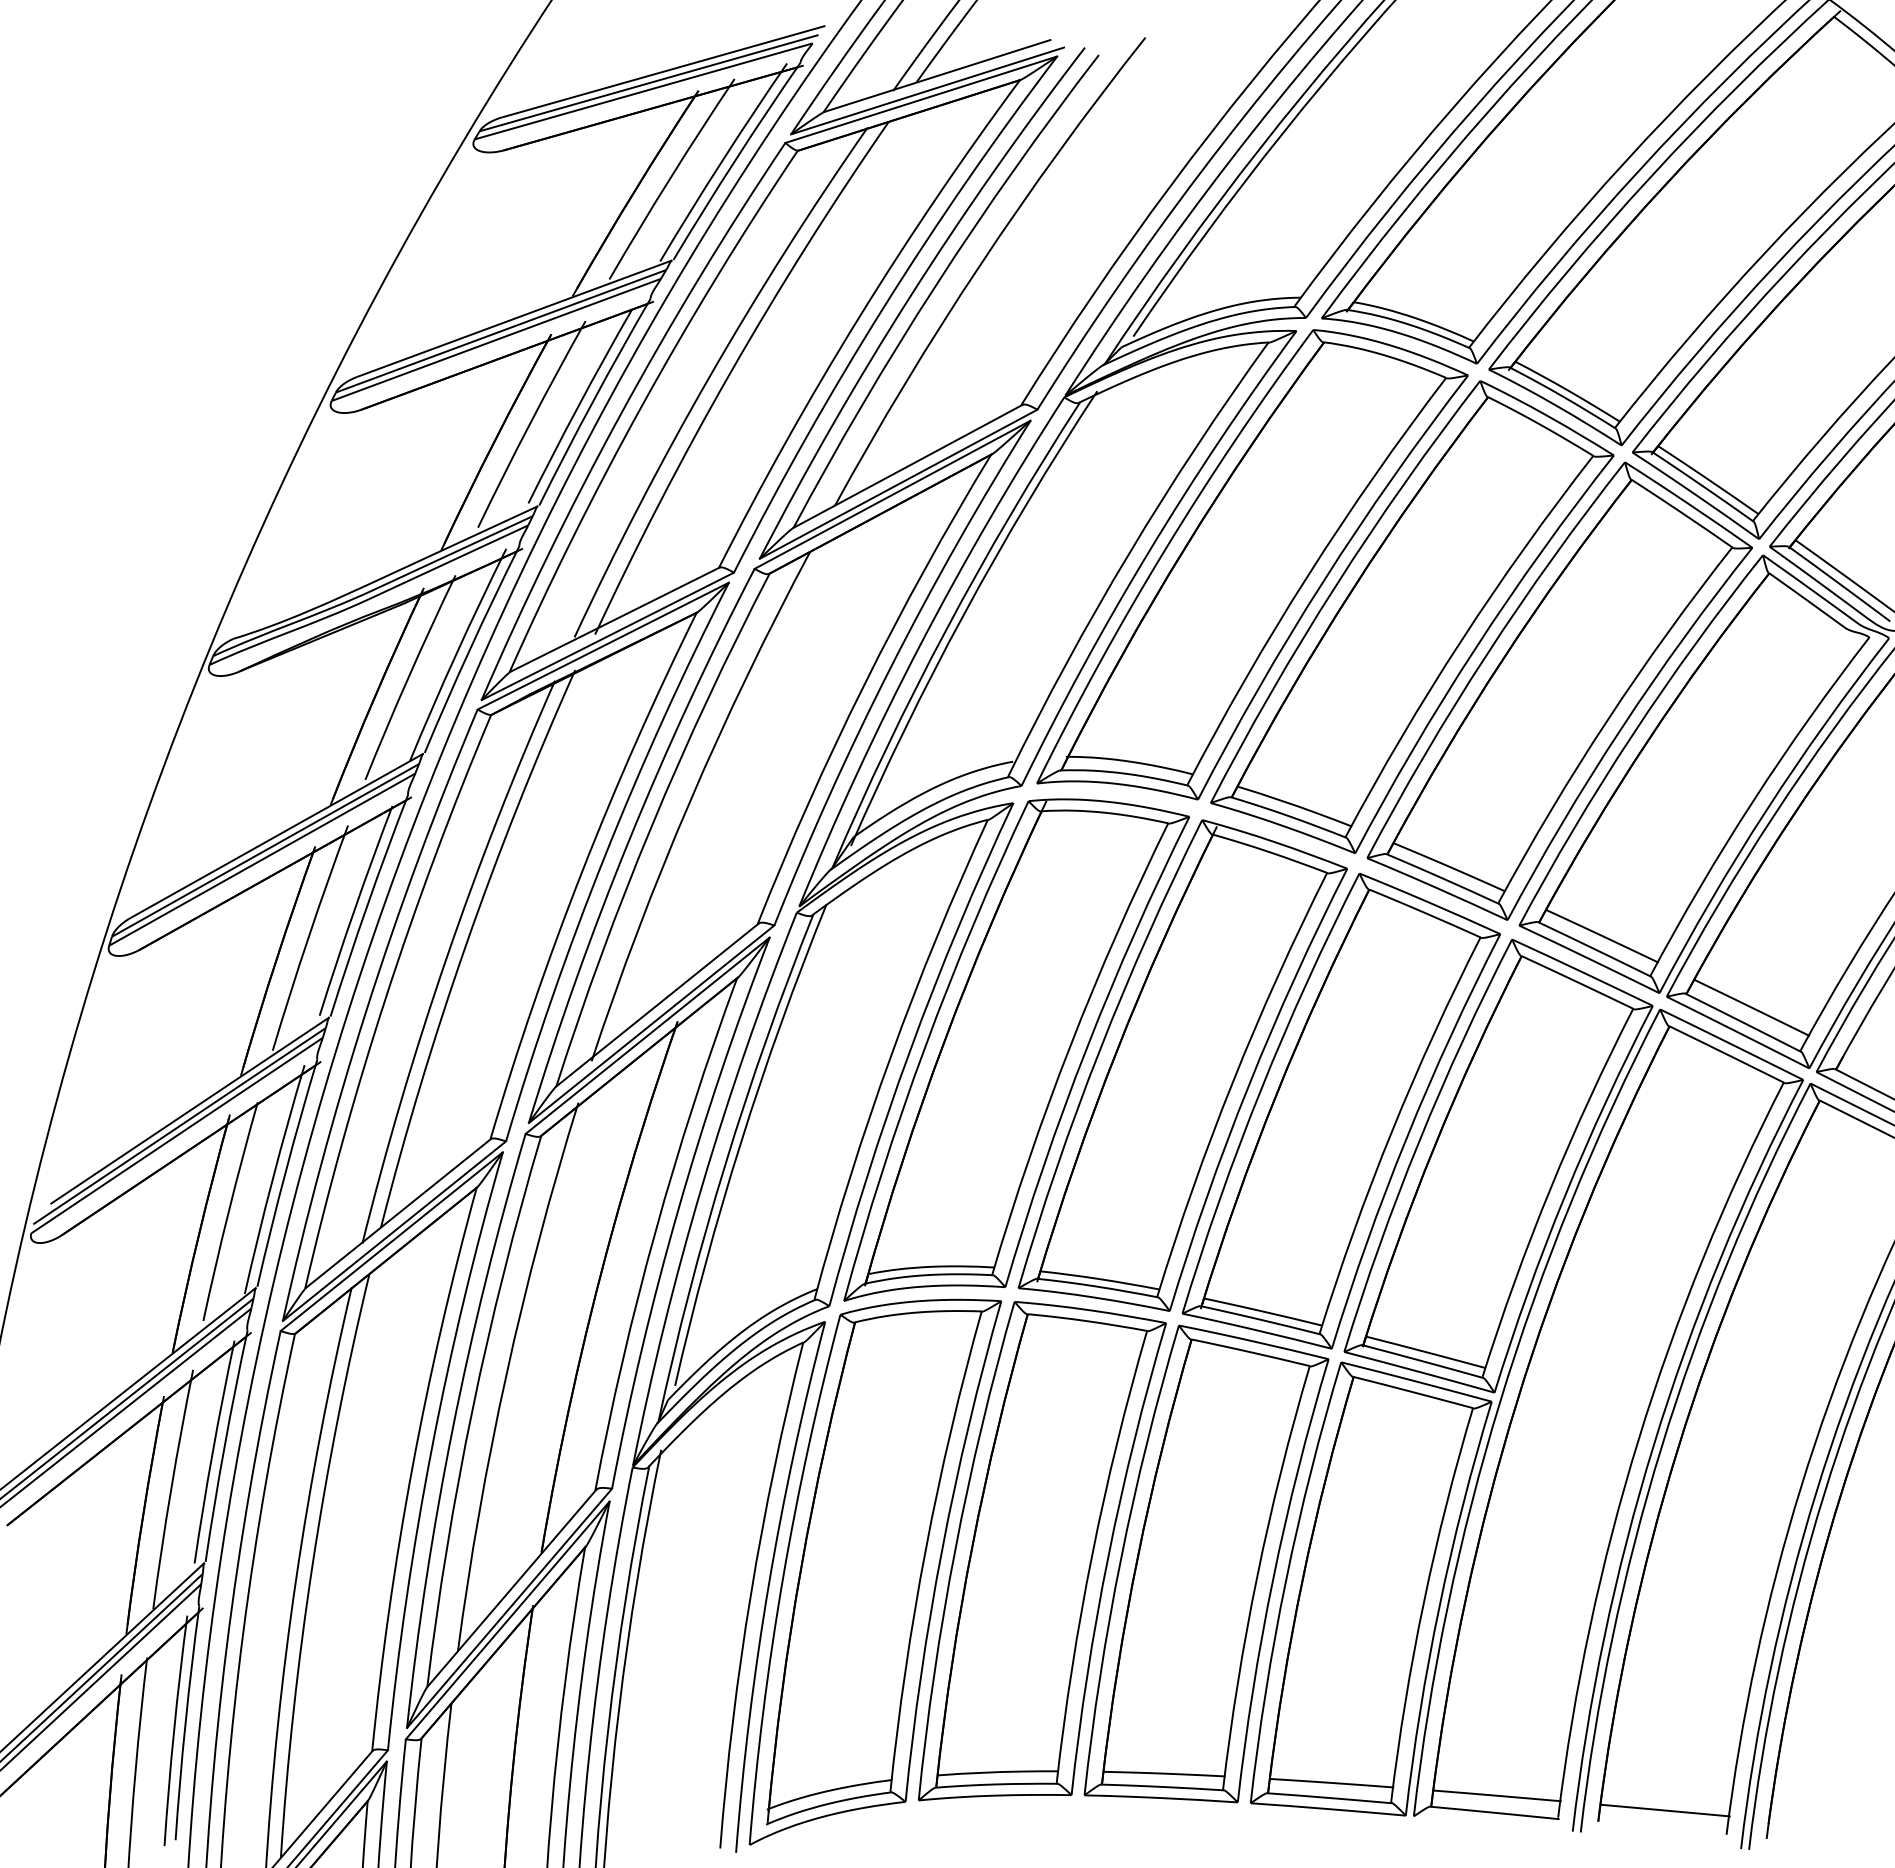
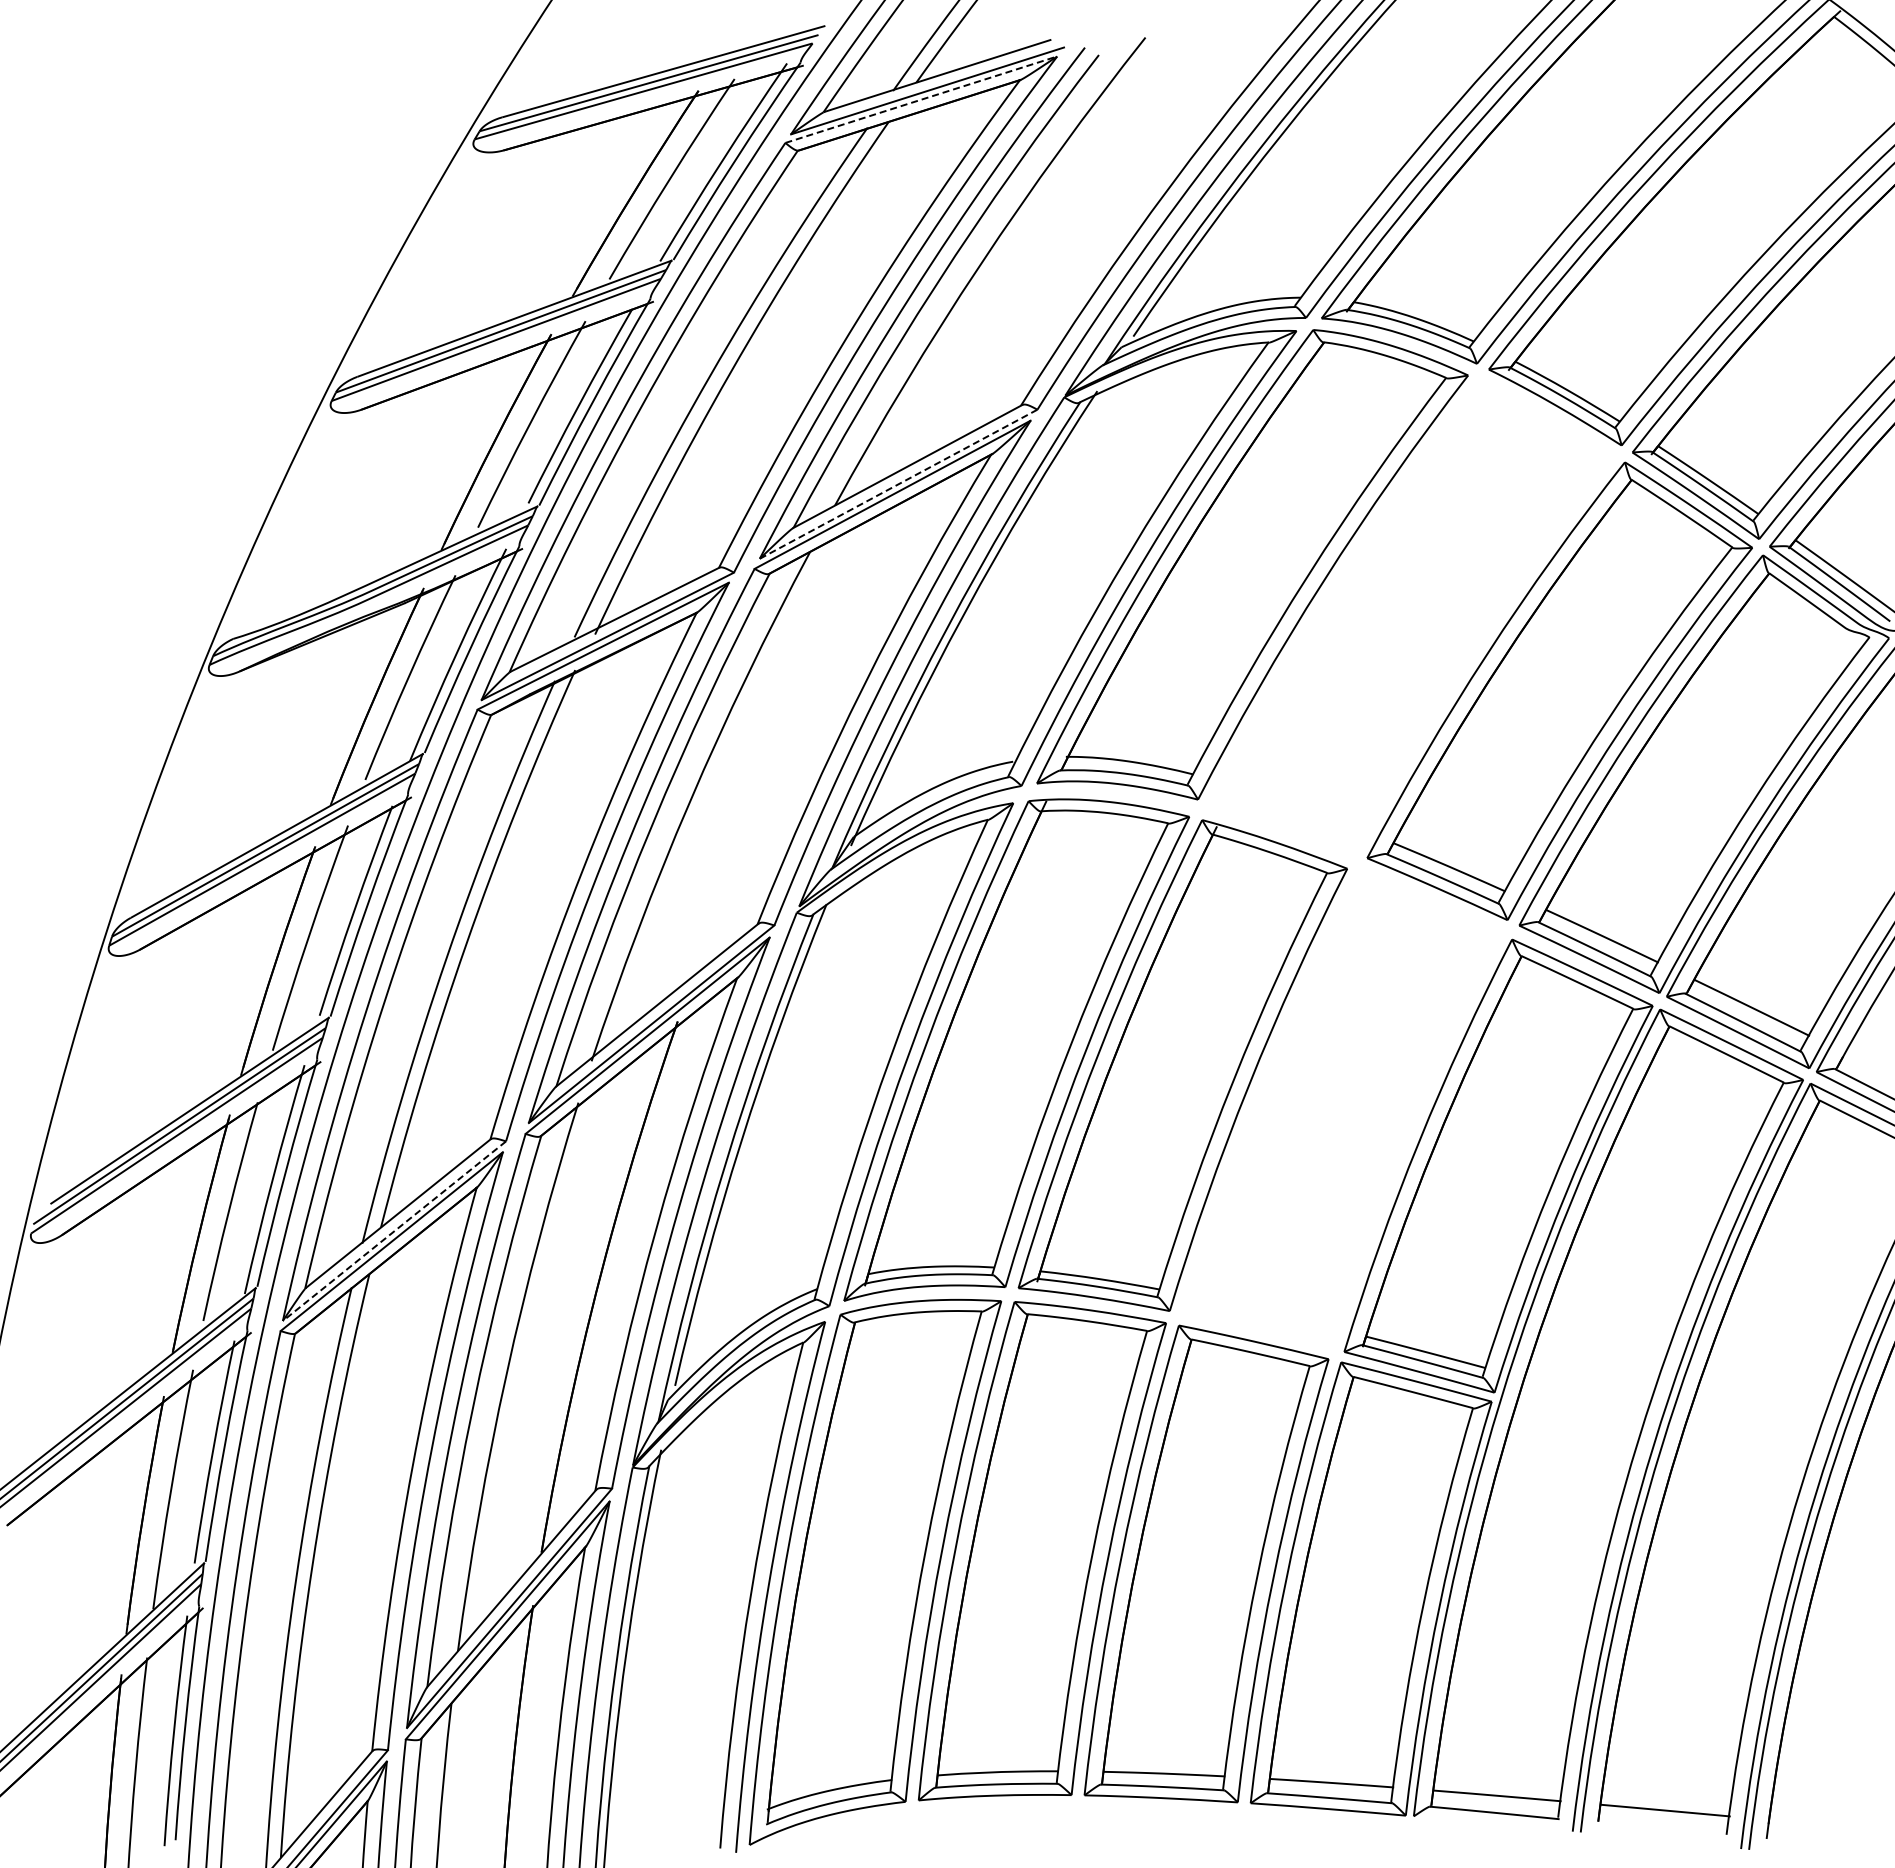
line: solid -> dashed (921, 99)
line: solid -> dashed (898, 484)
part: present -> none (1412, 616)
part: present -> none (1340, 1111)
line: solid -> dashed (394, 1231)
